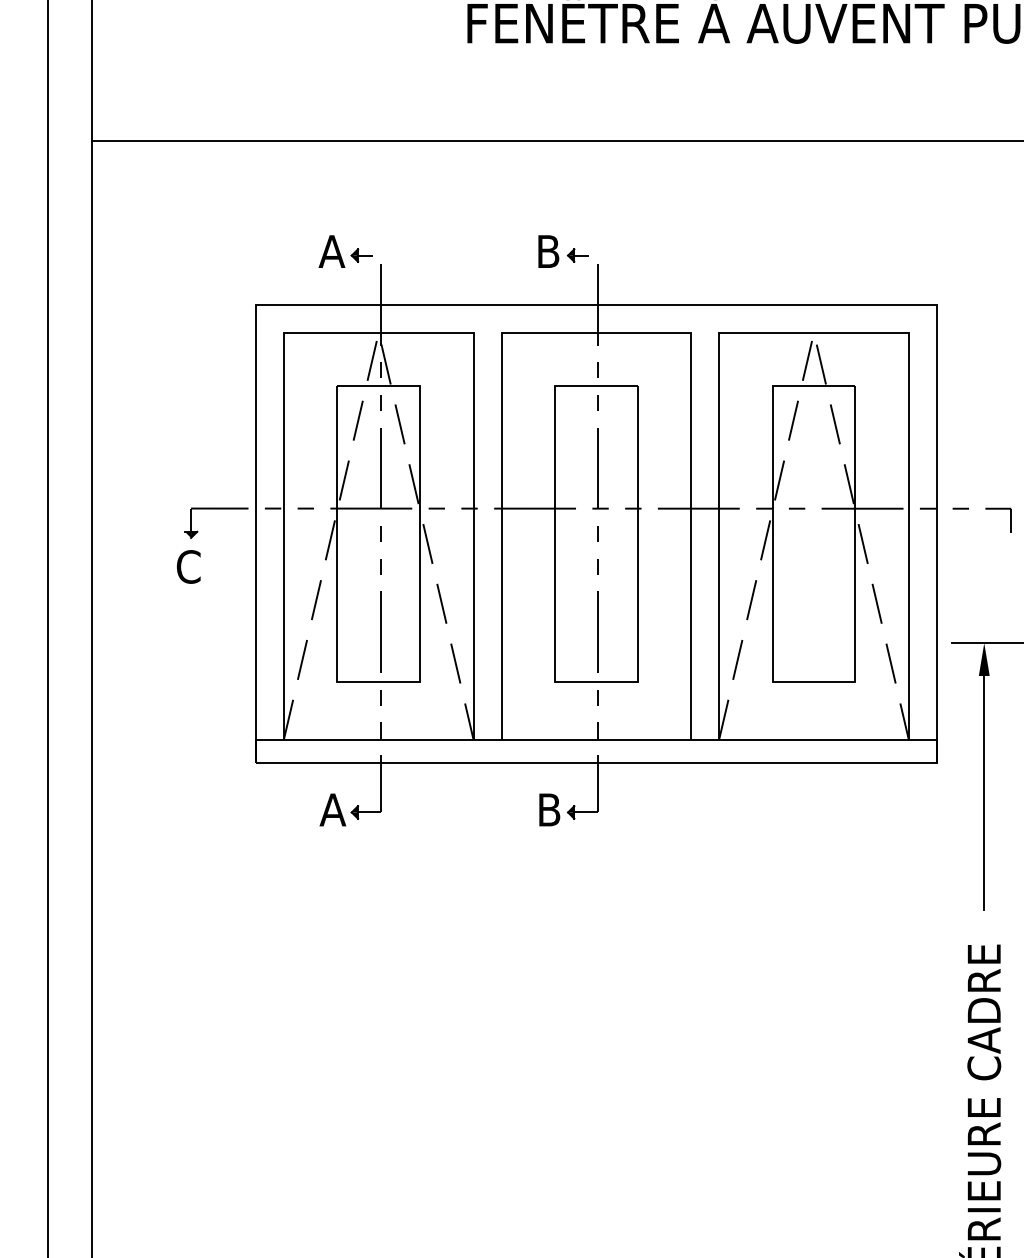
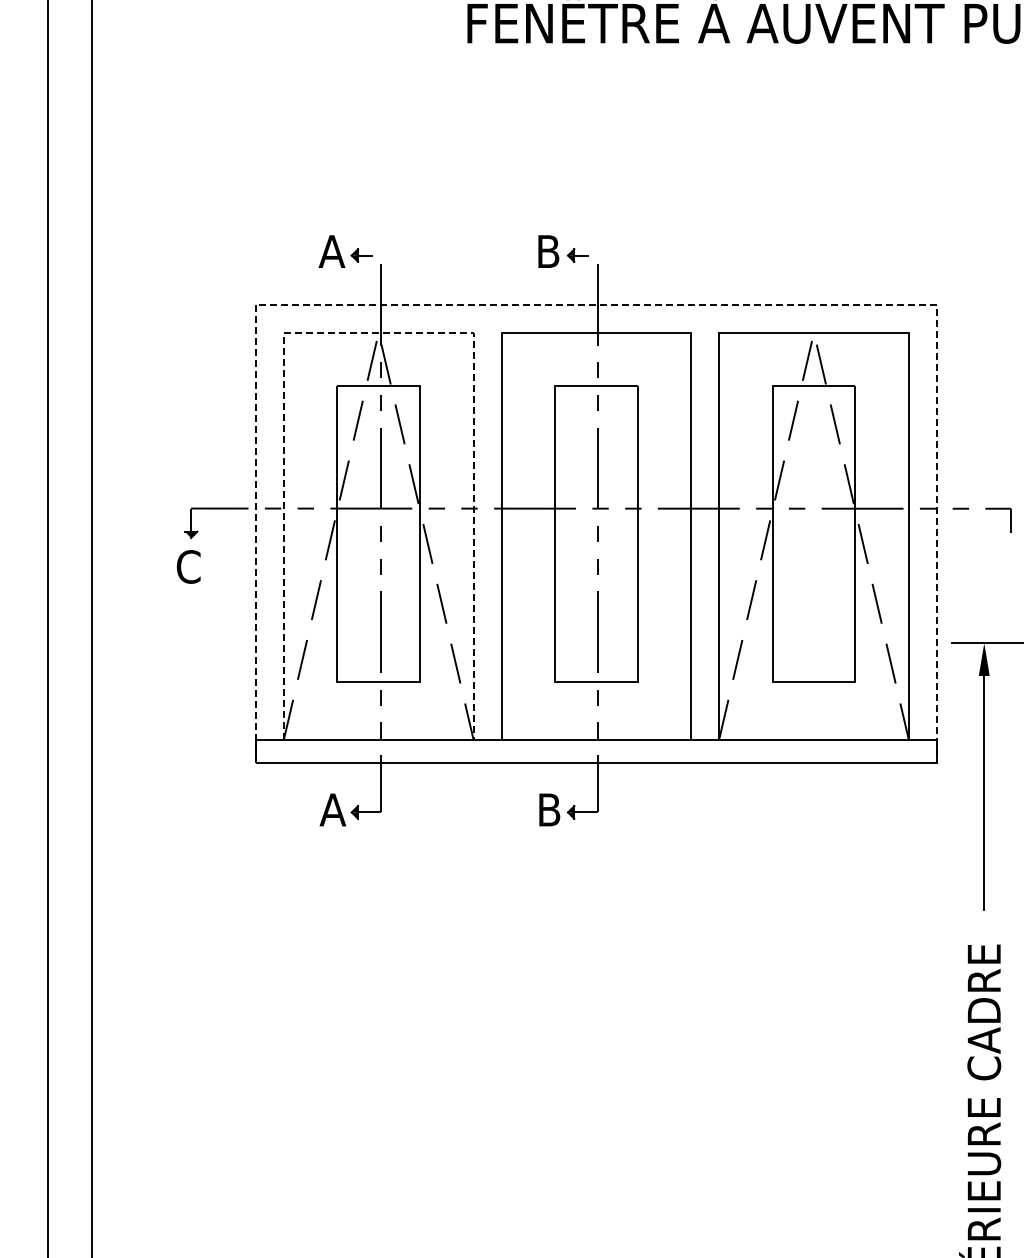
line: present -> none (556, 141)
line: solid -> dashed (596, 304)
line: solid -> dashed (378, 332)
